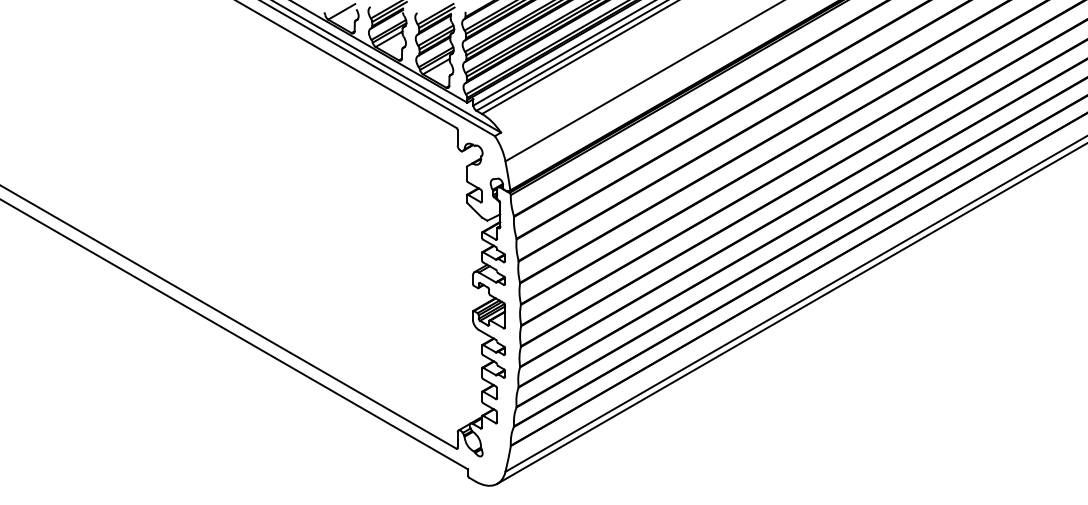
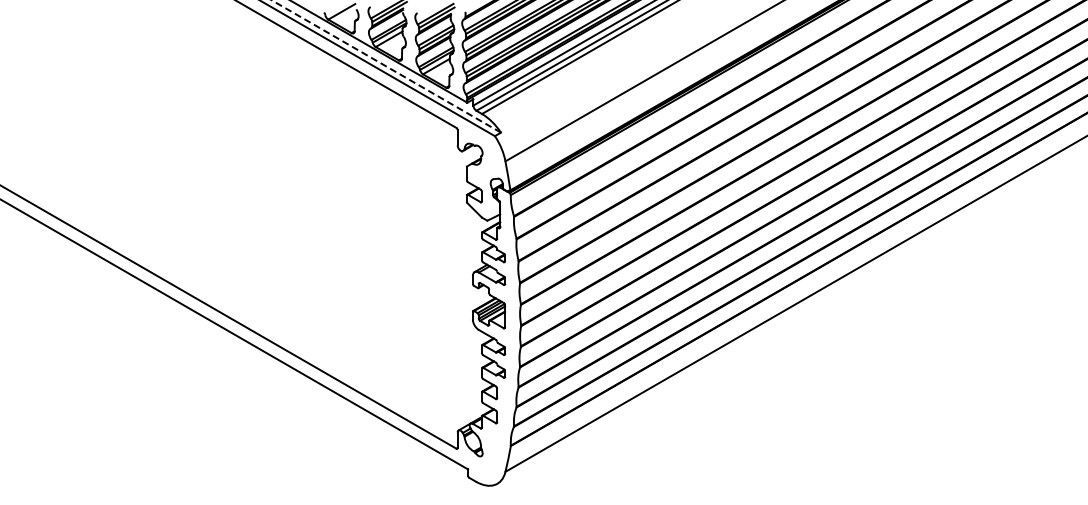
line: solid -> dashed (385, 66)
line: present -> none (790, 313)
